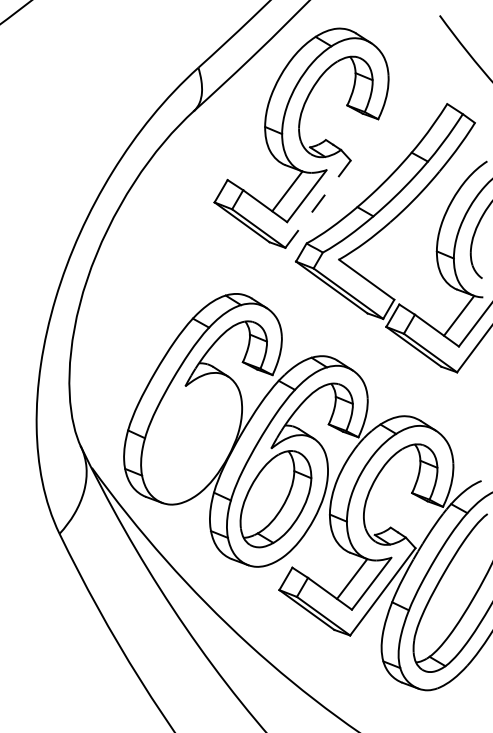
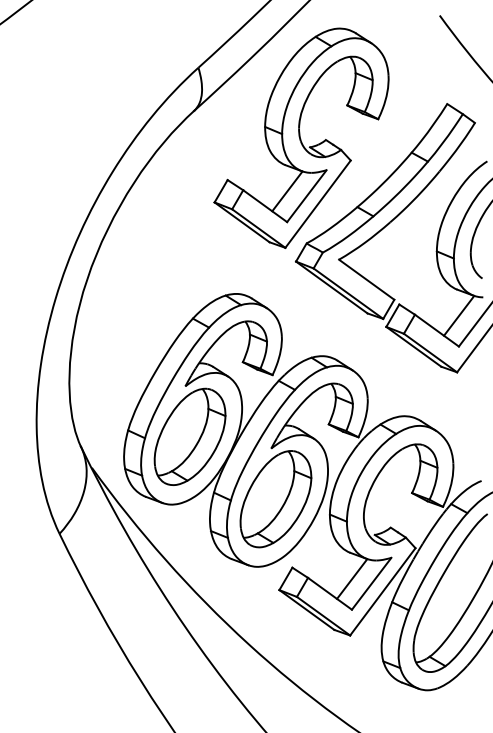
line: dashed -> solid (318, 204)
part: none -> present (189, 436)
